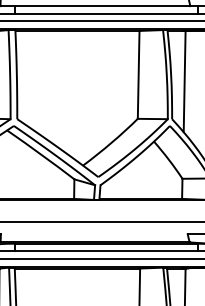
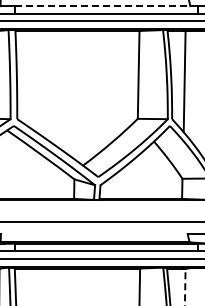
line: solid -> dashed (106, 6)
line: solid -> dashed (185, 286)
